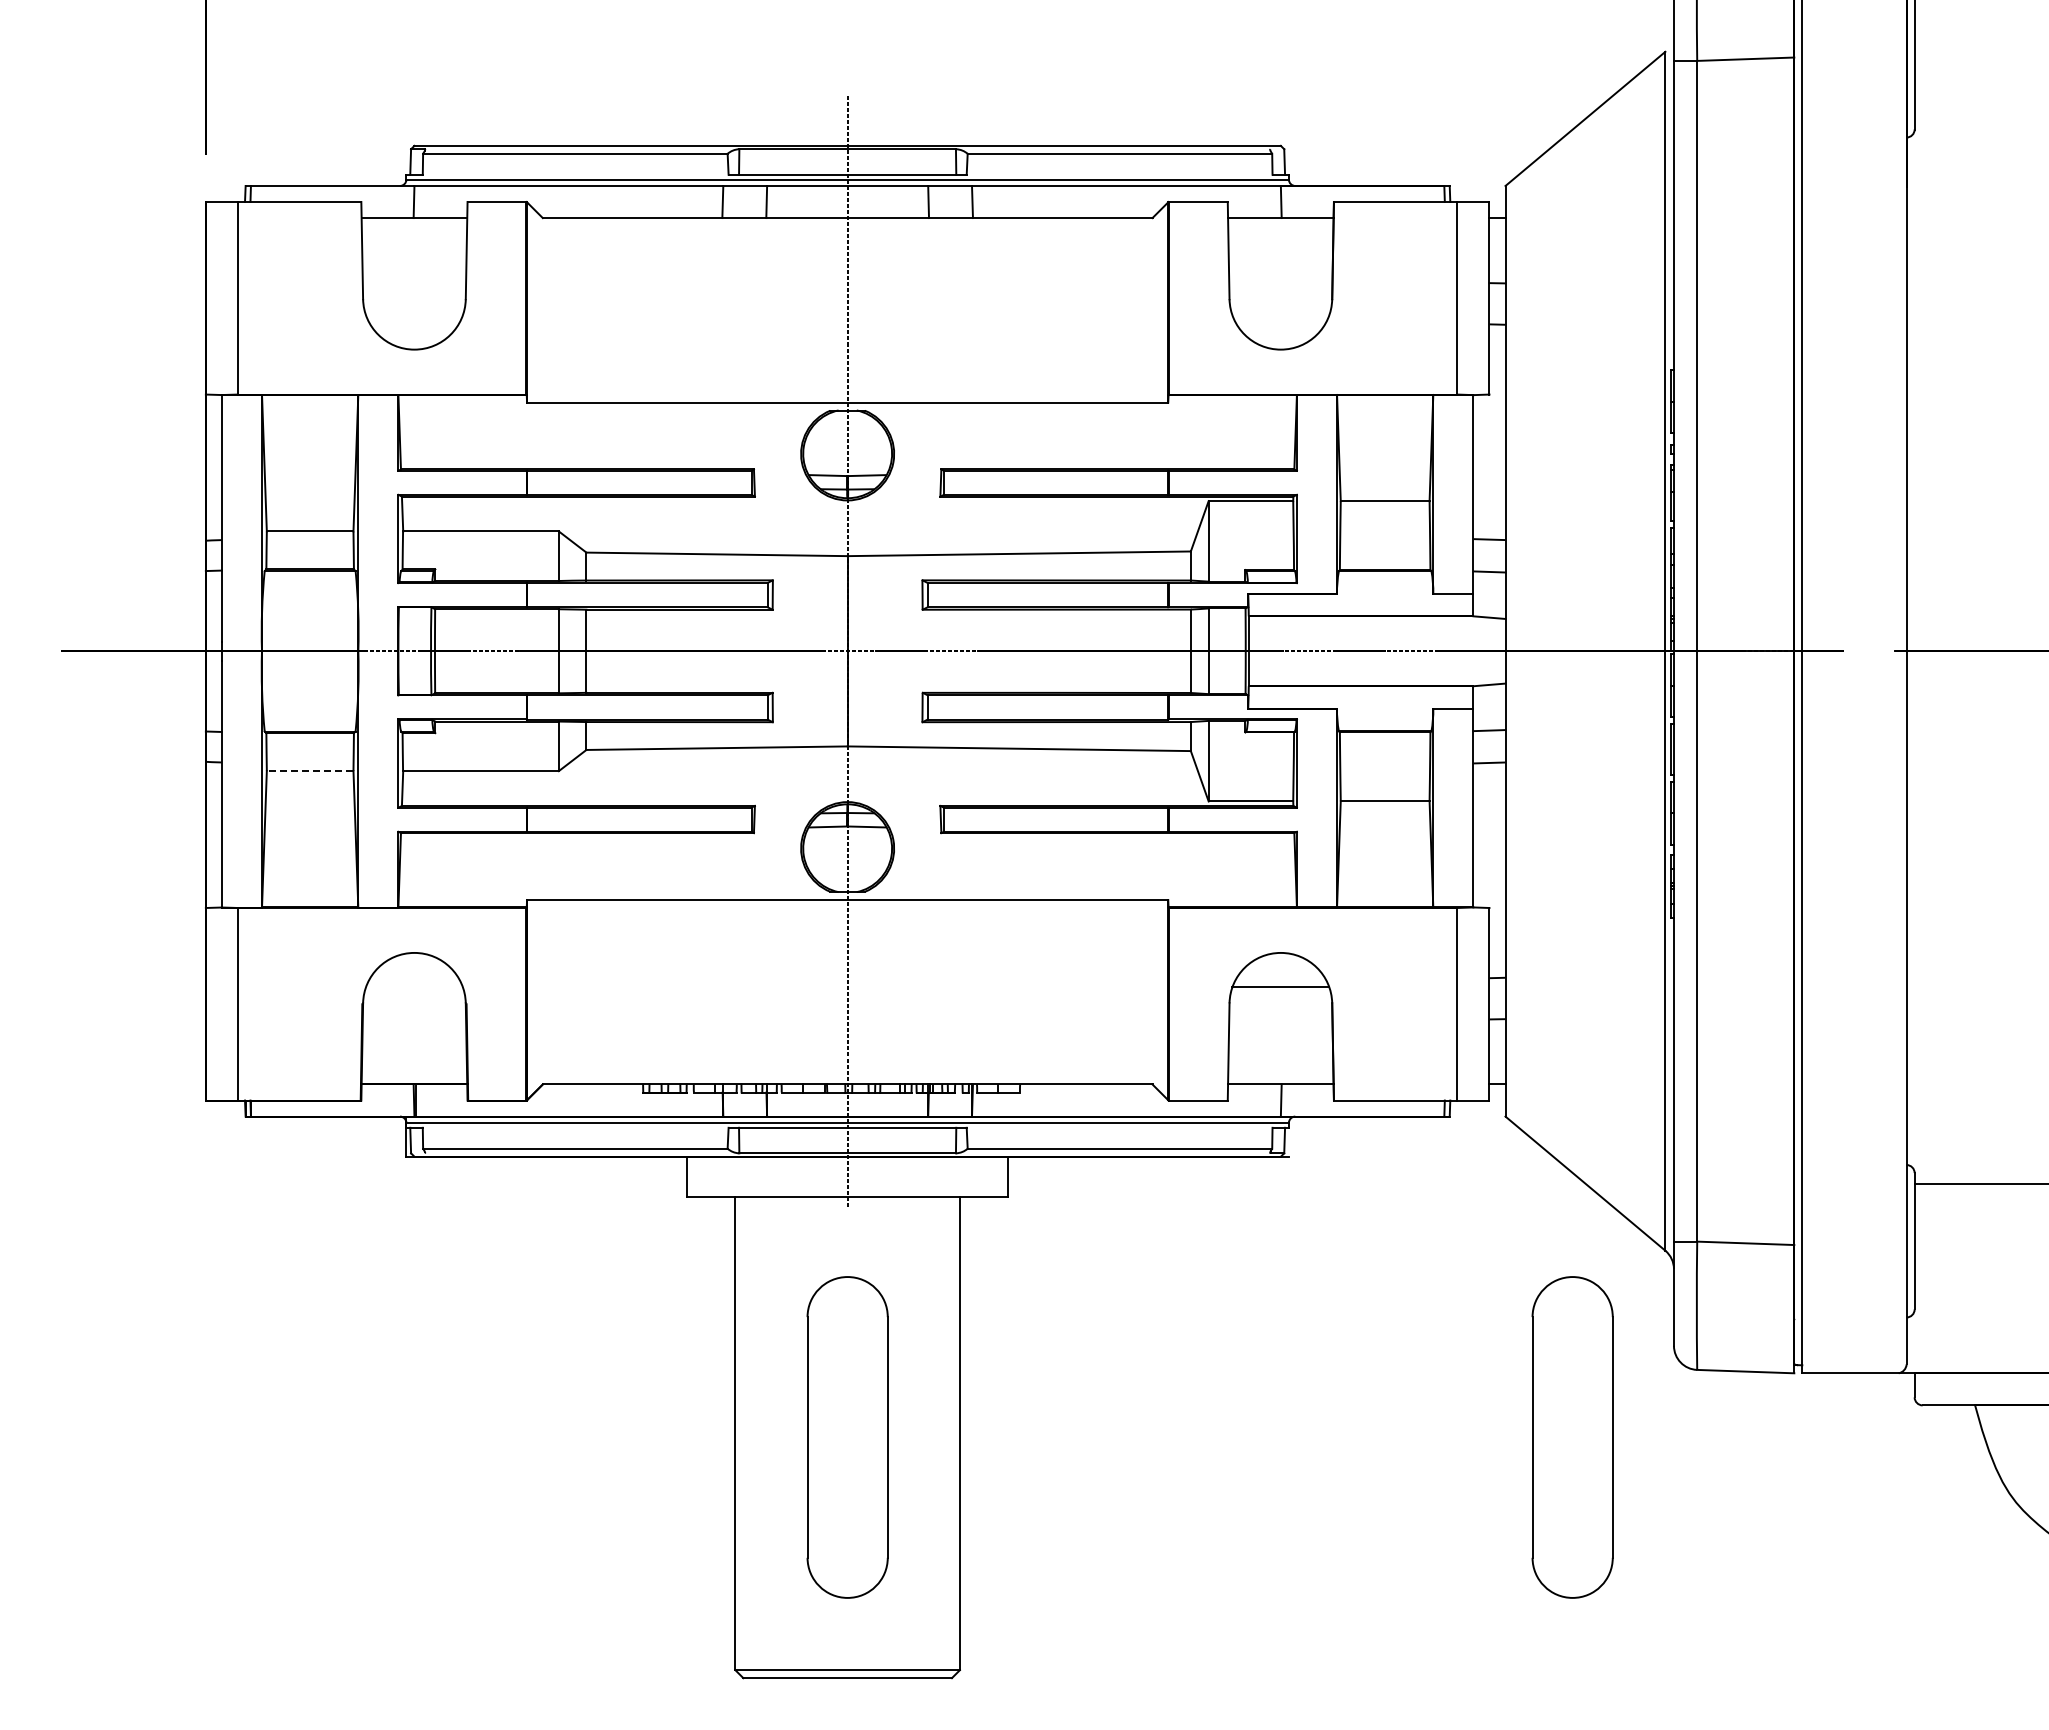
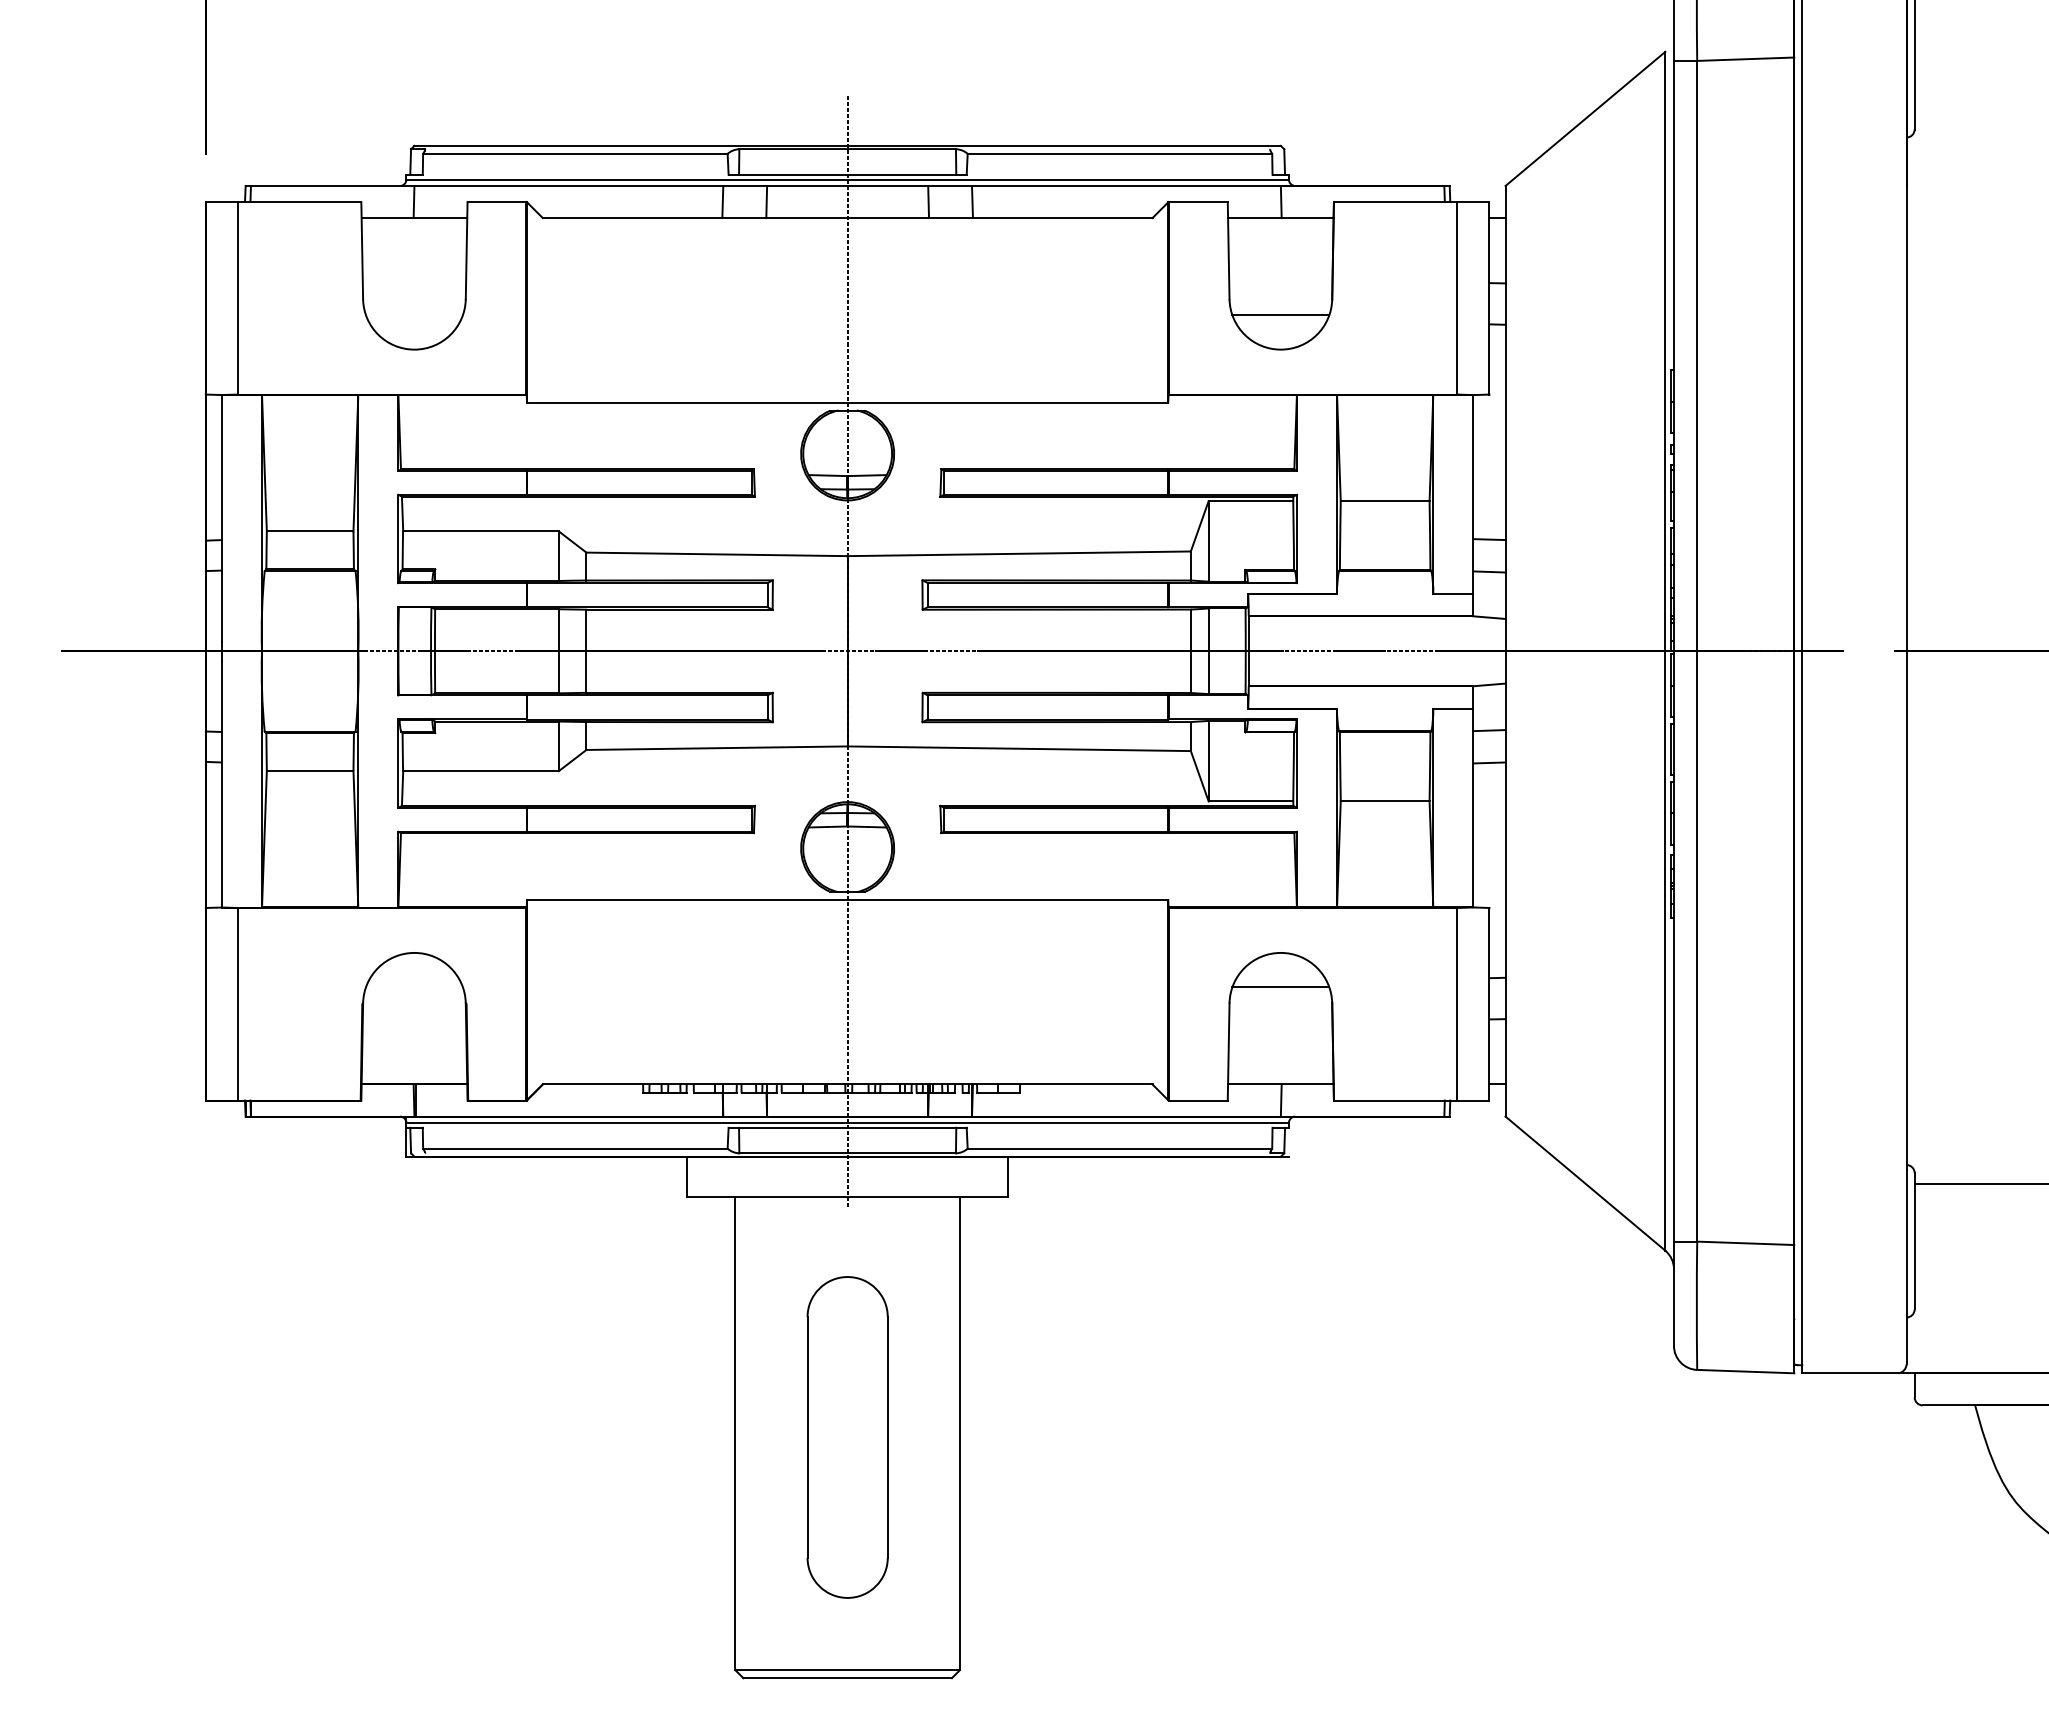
line: none -> present (1280, 315)
line: dashed -> solid (309, 771)
part: present -> none (1572, 1437)
